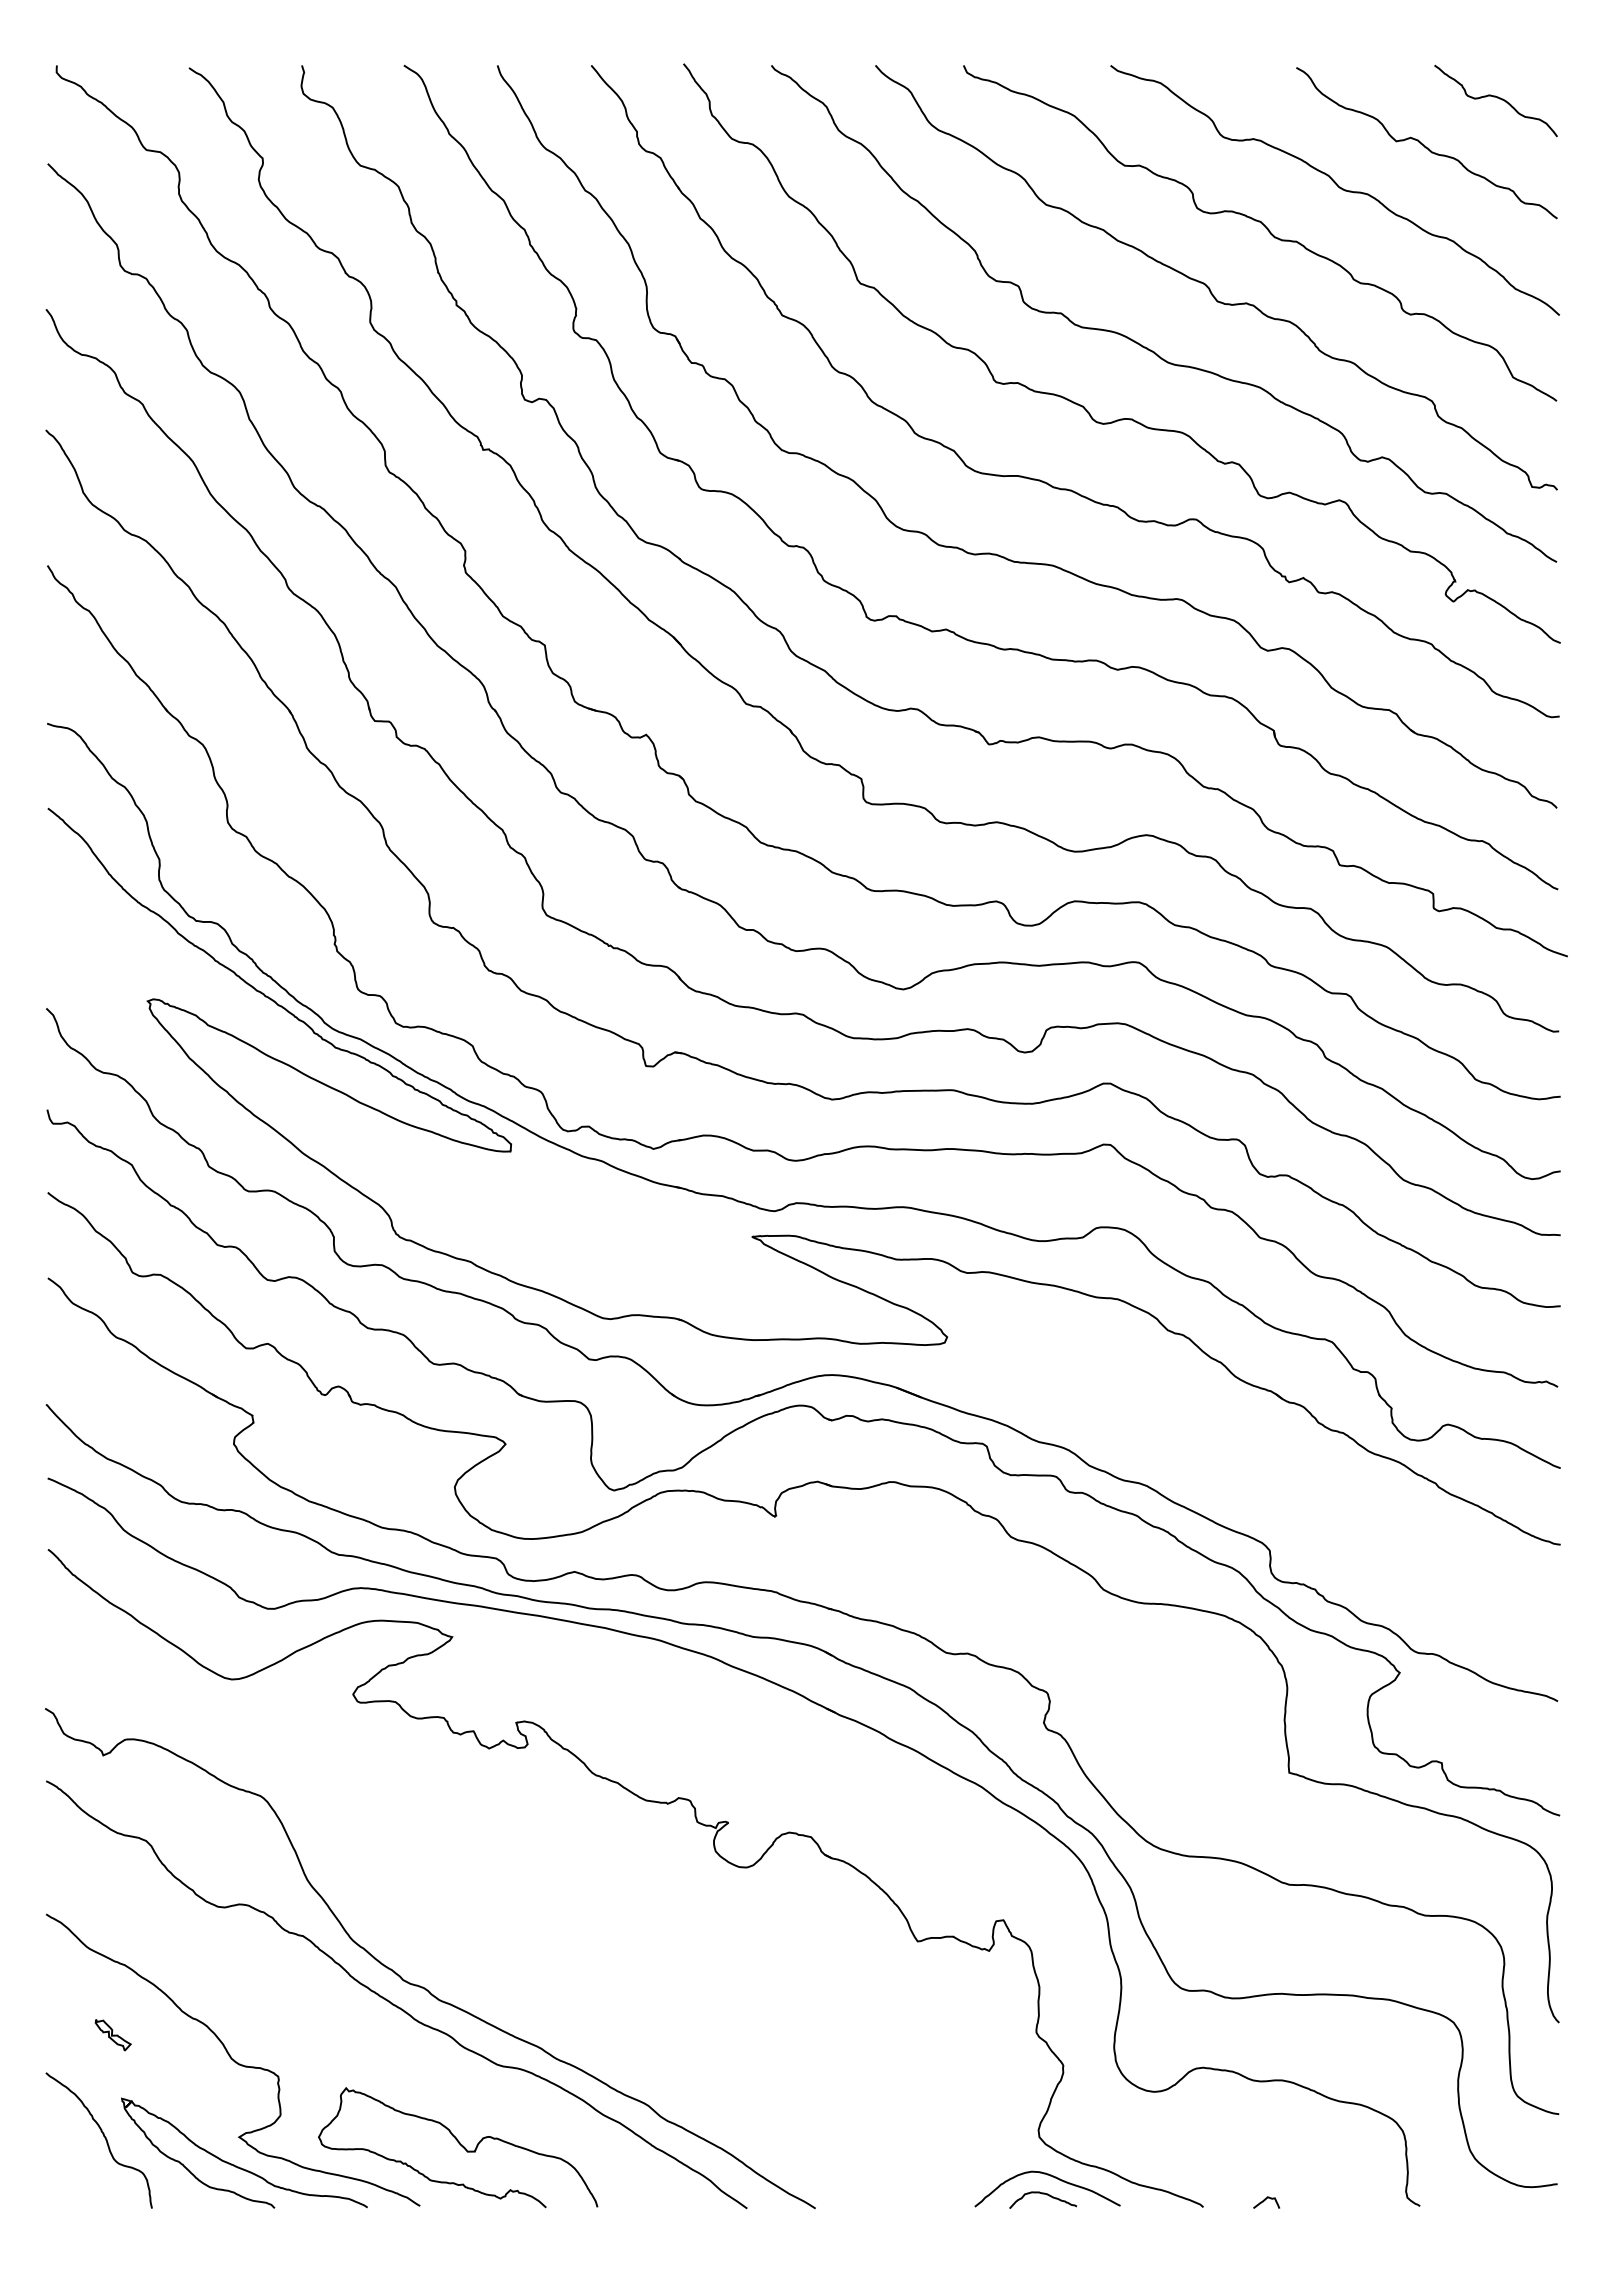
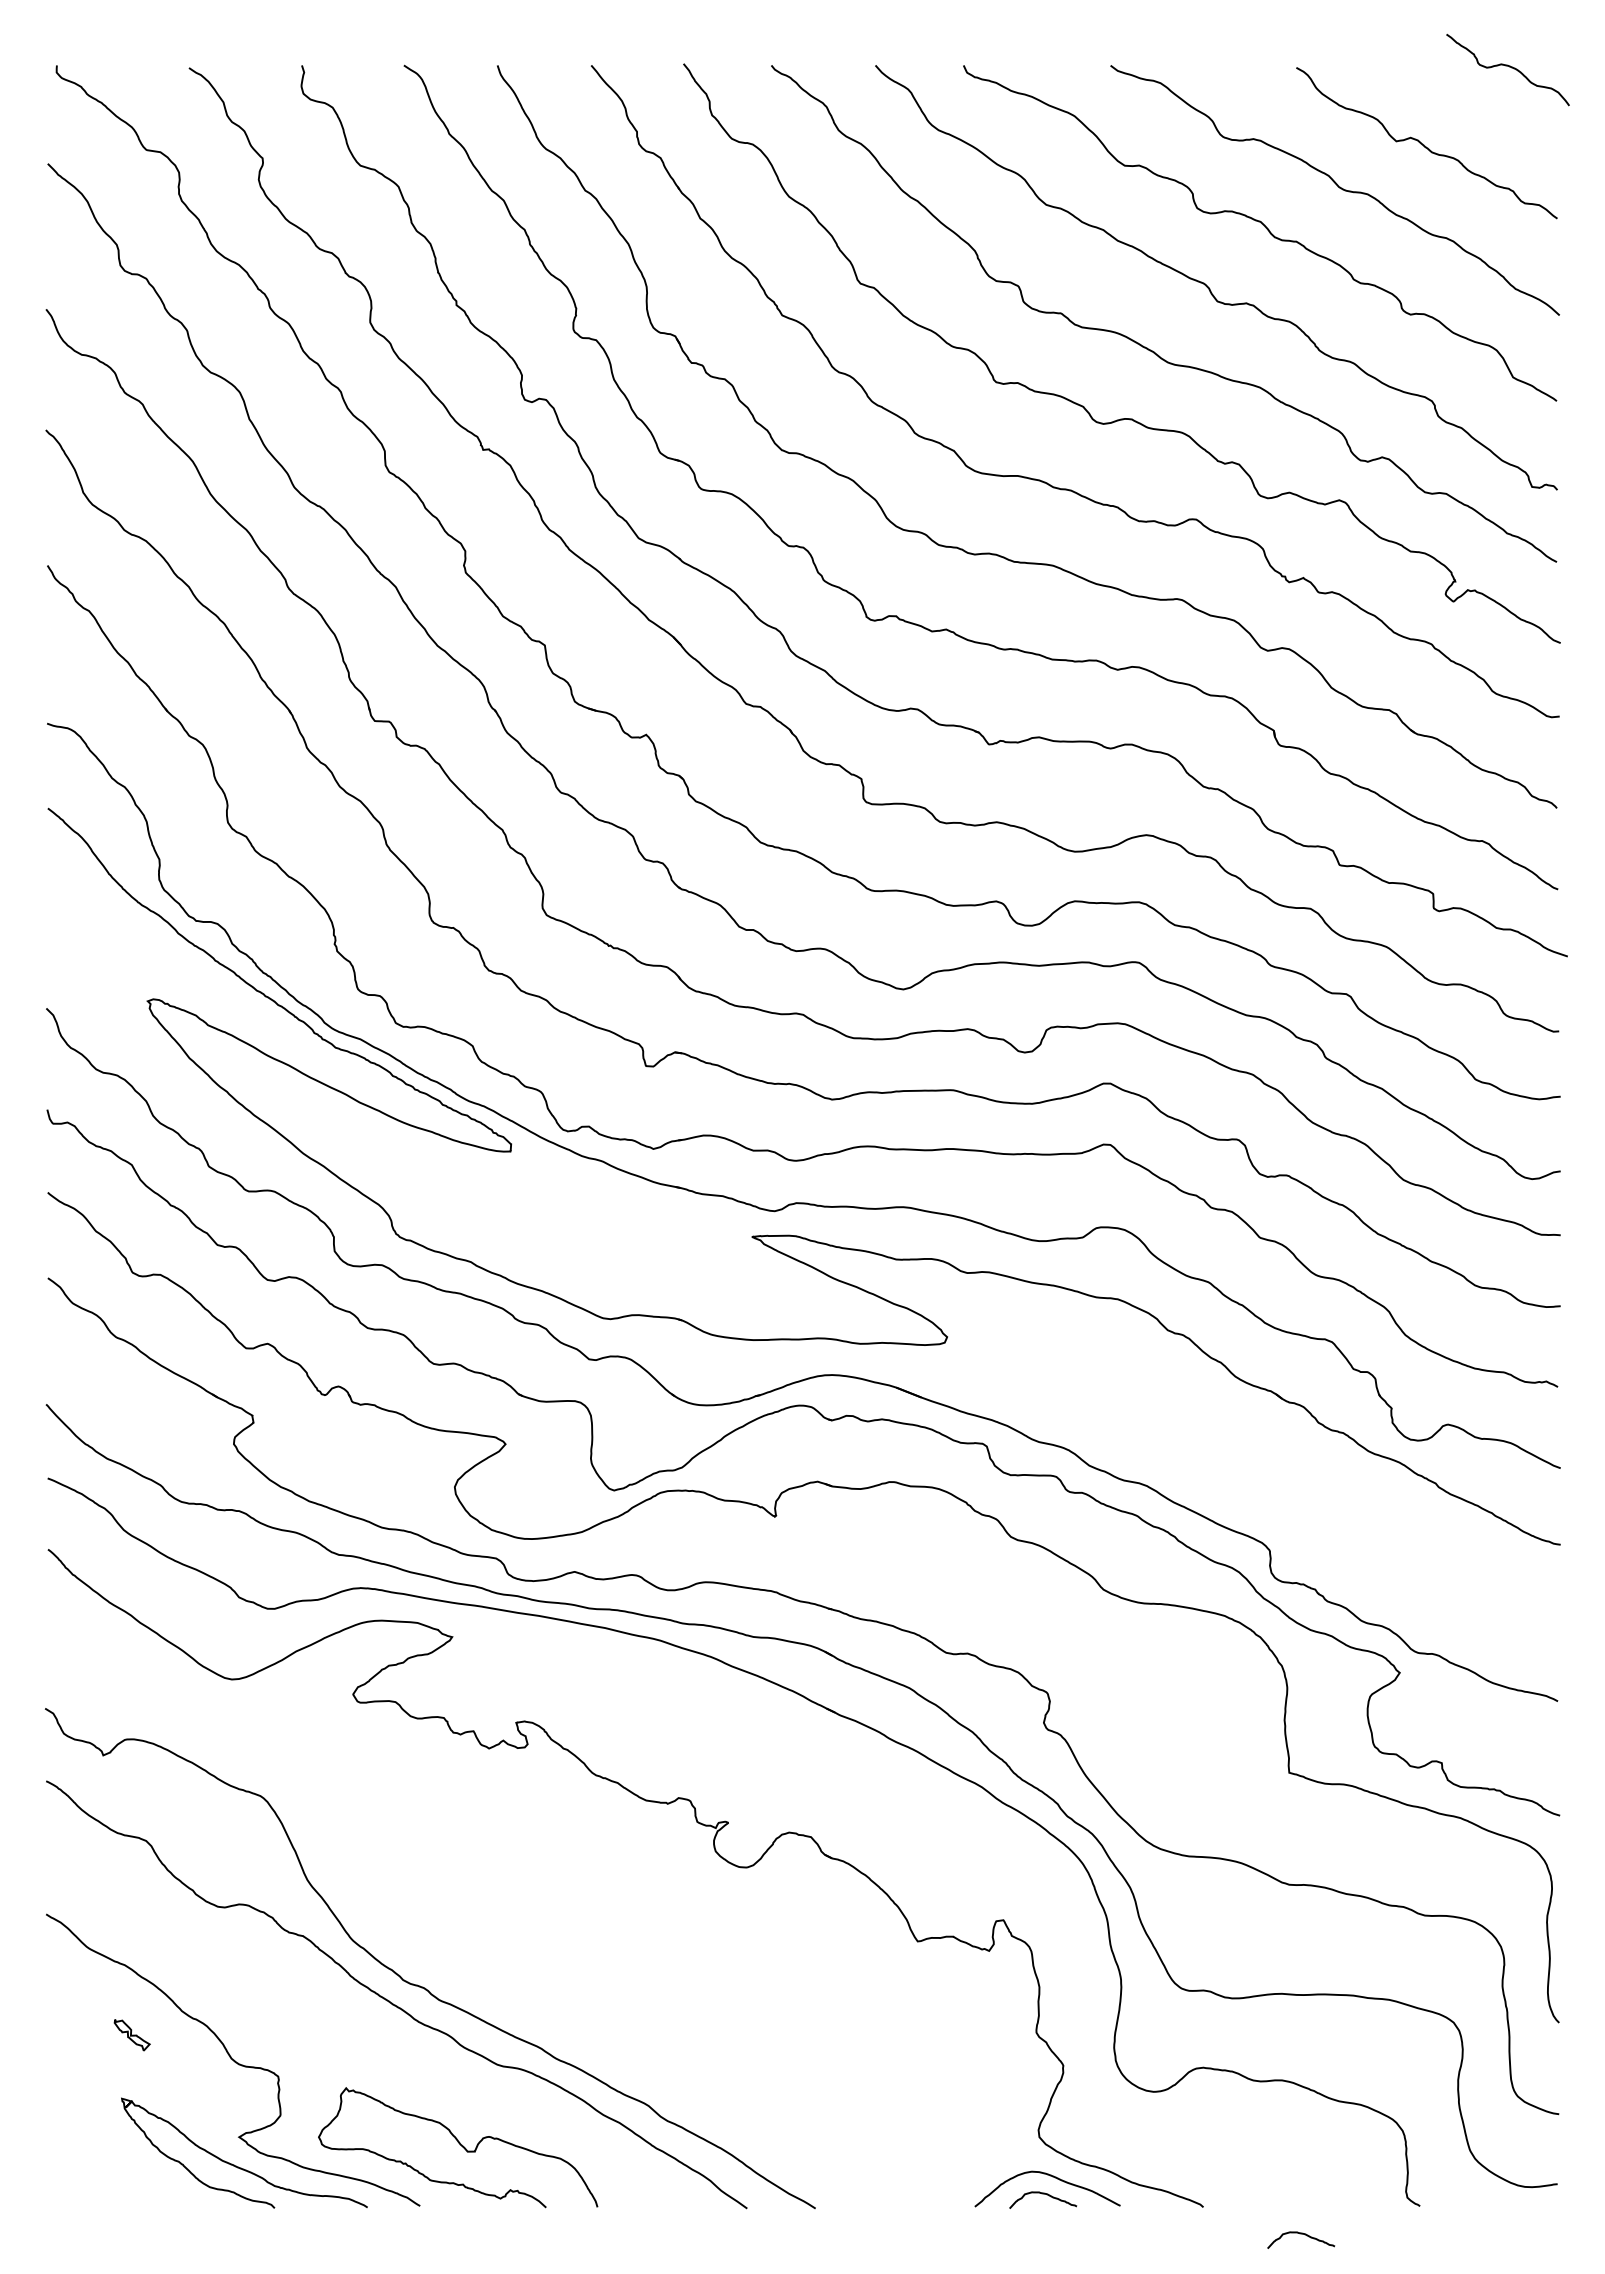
curve position: (1497, 98) -> (1509, 67) (1509, 67)
part position: (112, 2035) -> (131, 2035) (131, 2035)
curve: present -> none (104, 2138)
curve: present -> none (1265, 2200)
curve: none -> present (1301, 2234)
